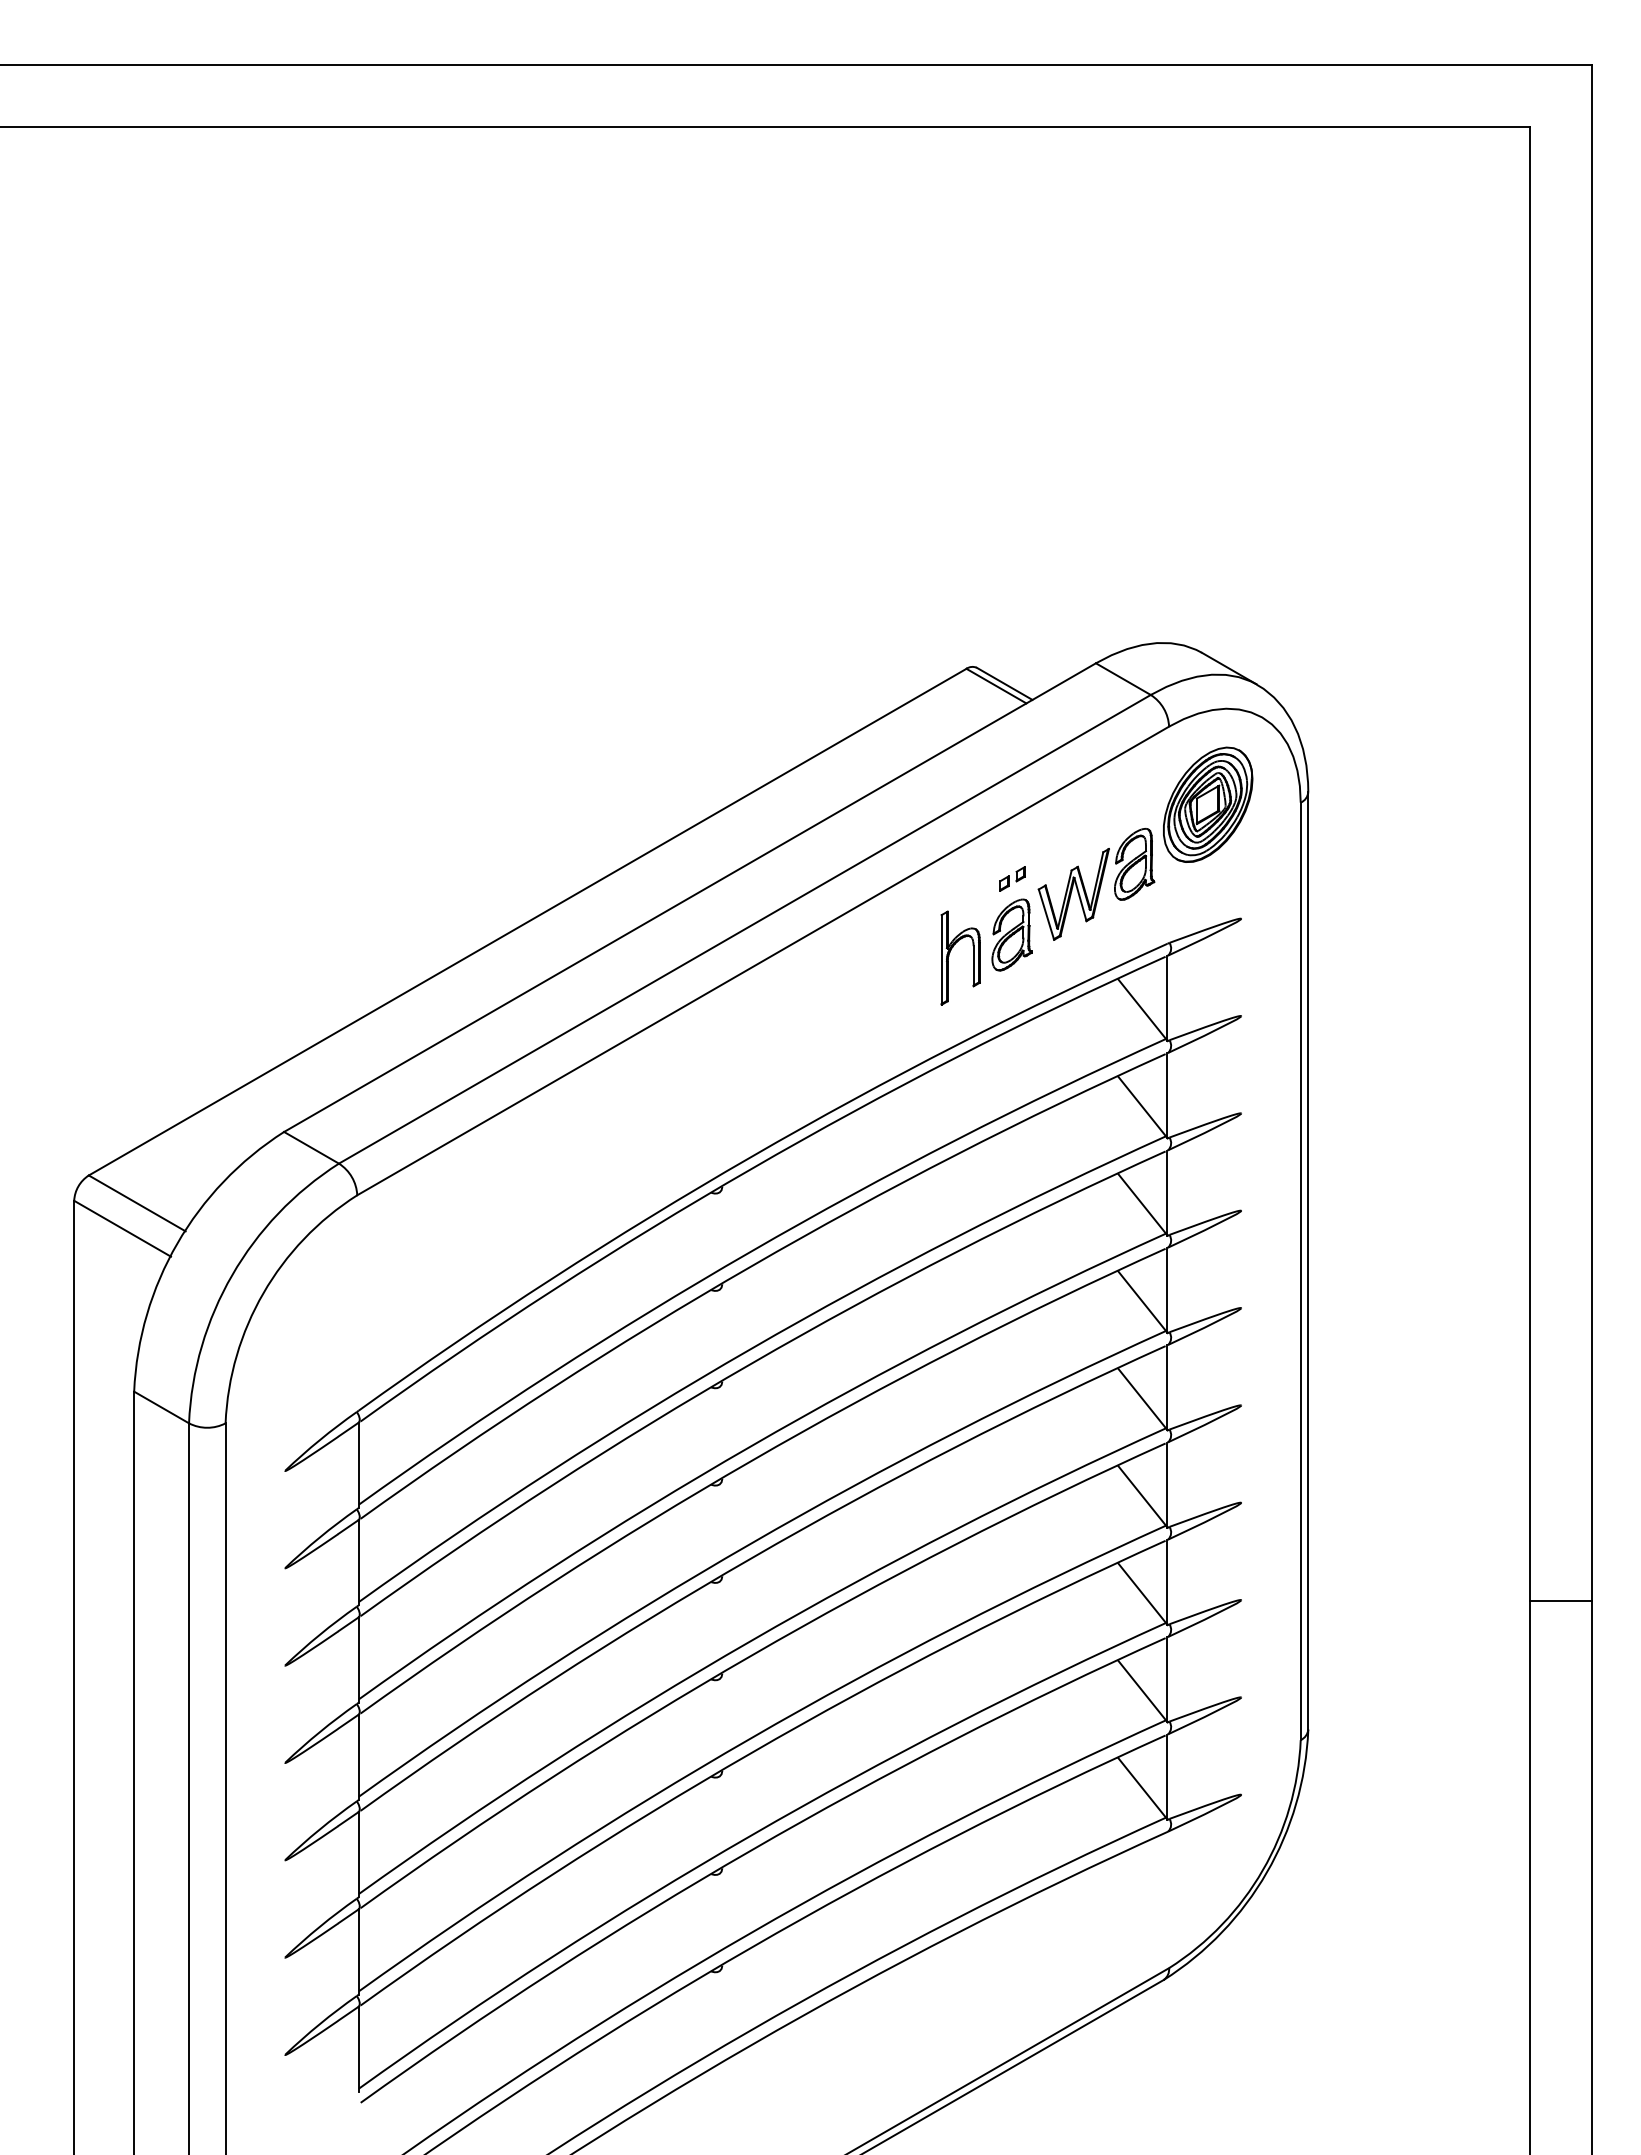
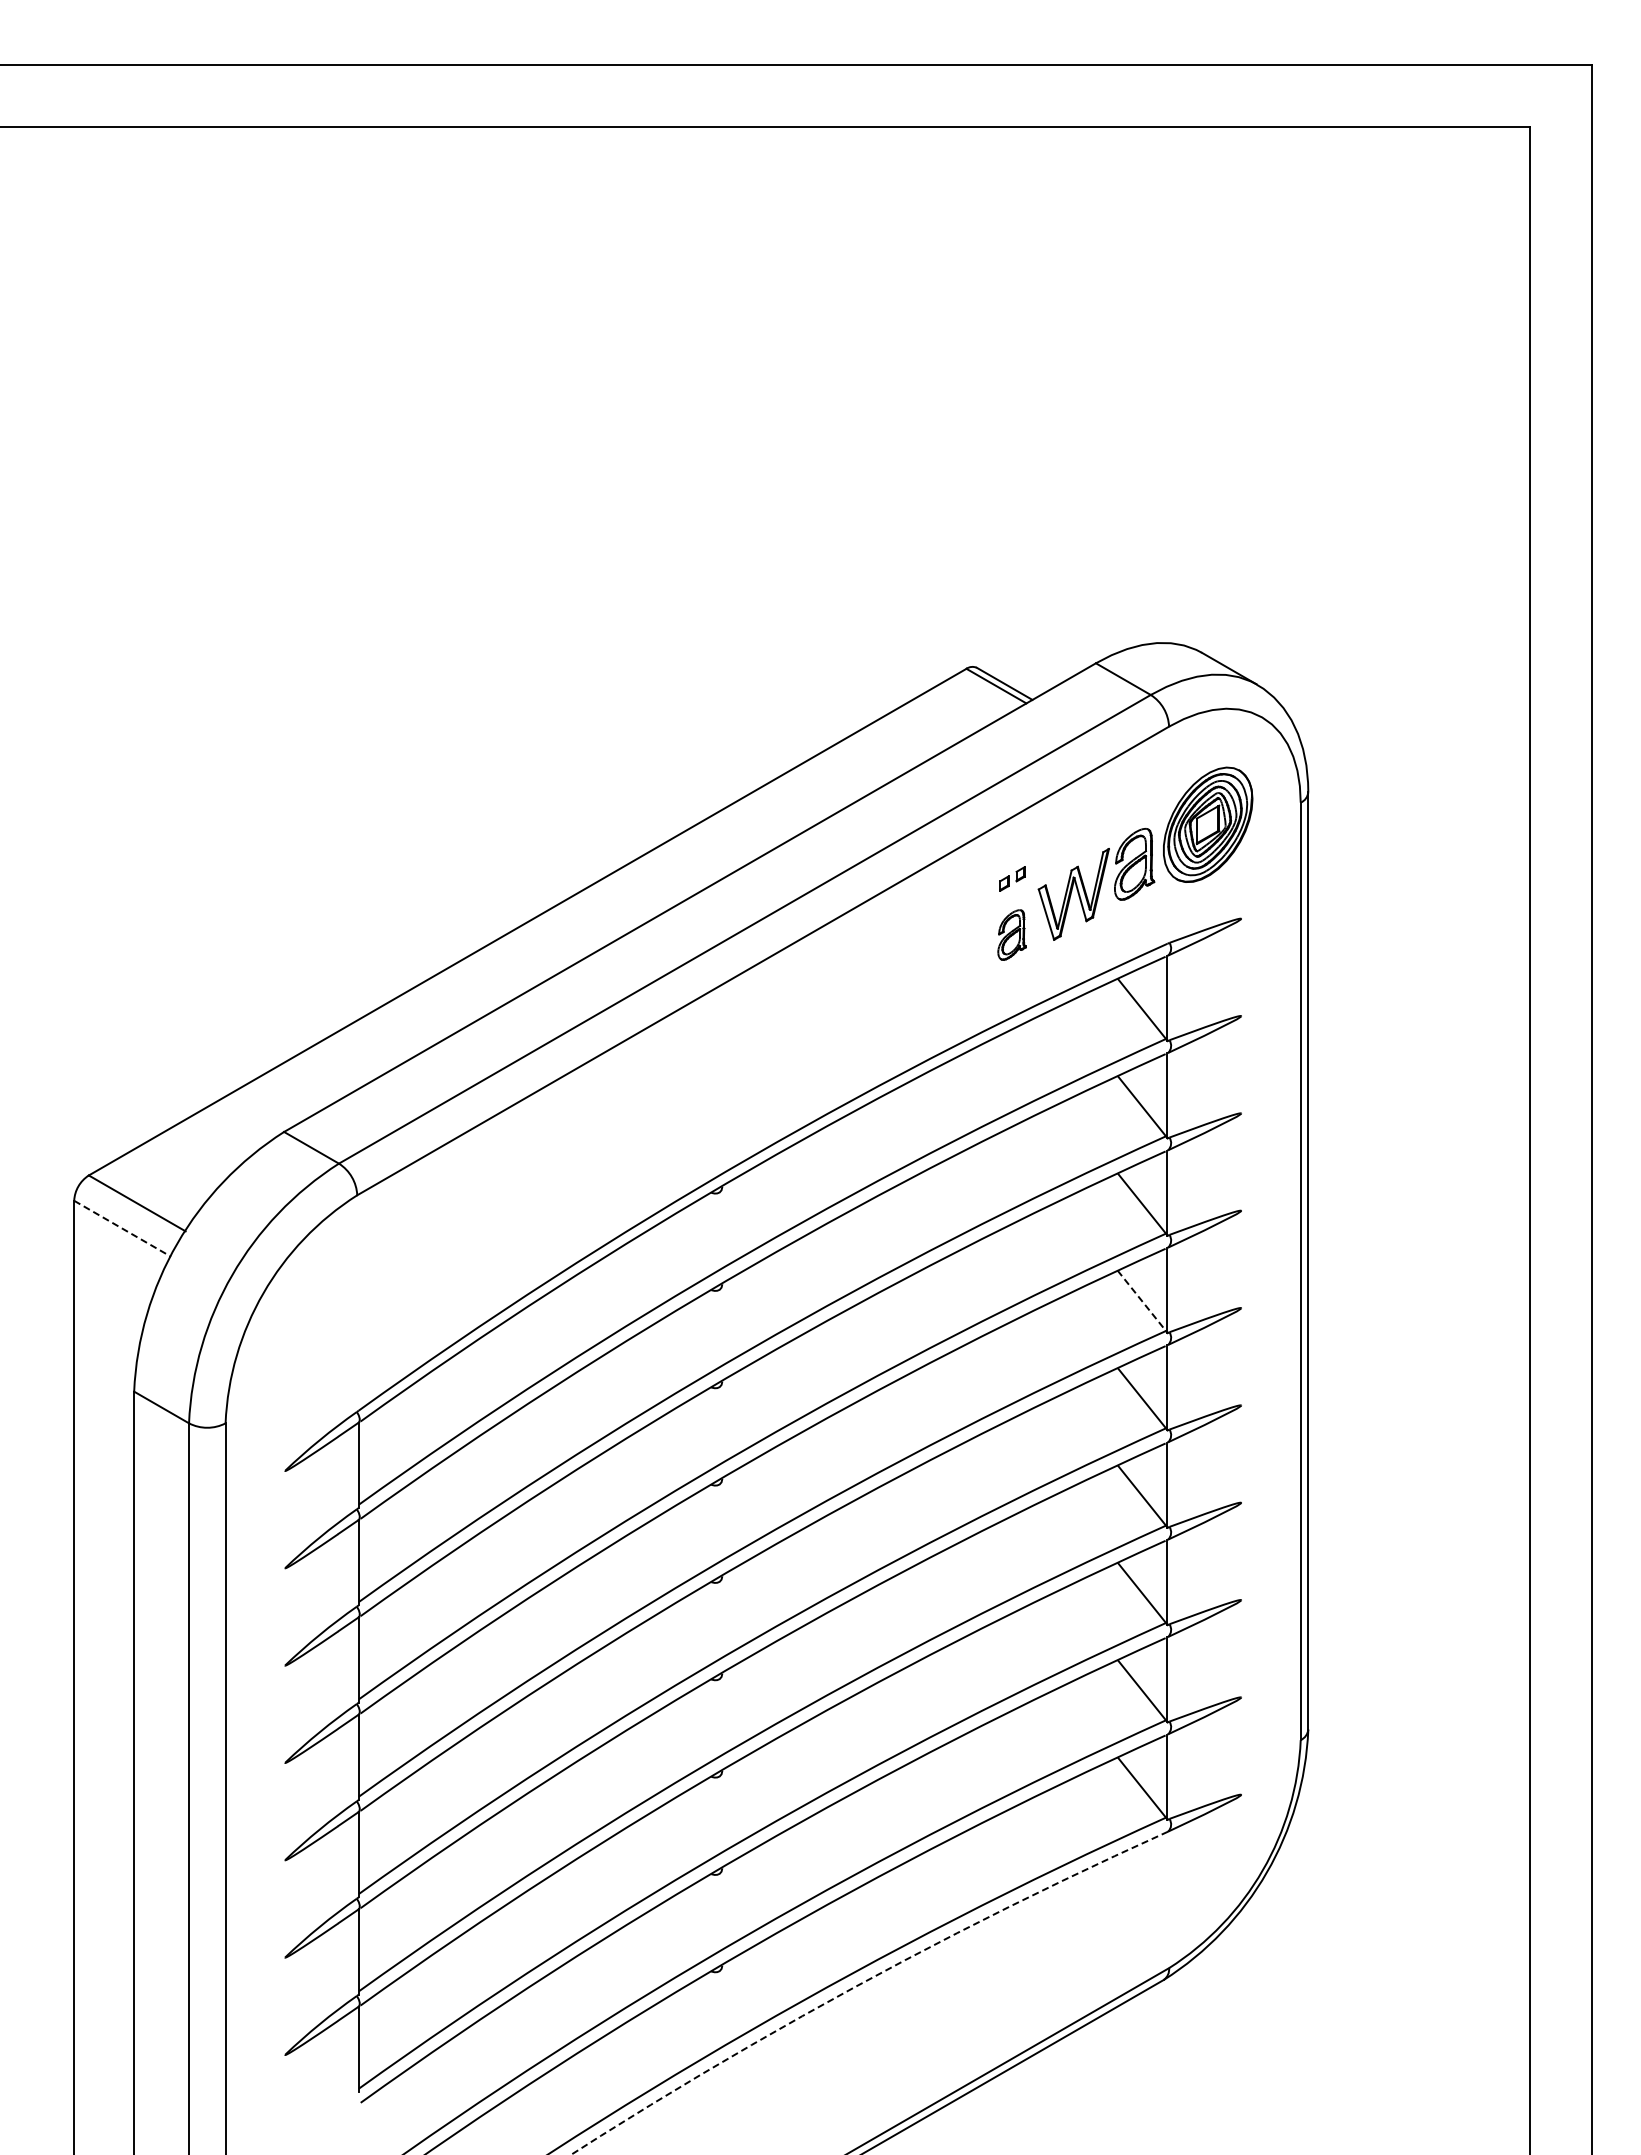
part position: (1208, 804) -> (1208, 824) (1208, 824)
part size: 42x74 px -> 30x52 px (1011, 934)
part: present -> none (949, 956)
line: solid -> dashed (122, 1228)
line: solid -> dashed (1141, 1300)
line: present -> none (1560, 1600)
arc: solid -> dashed (863, 1982)
